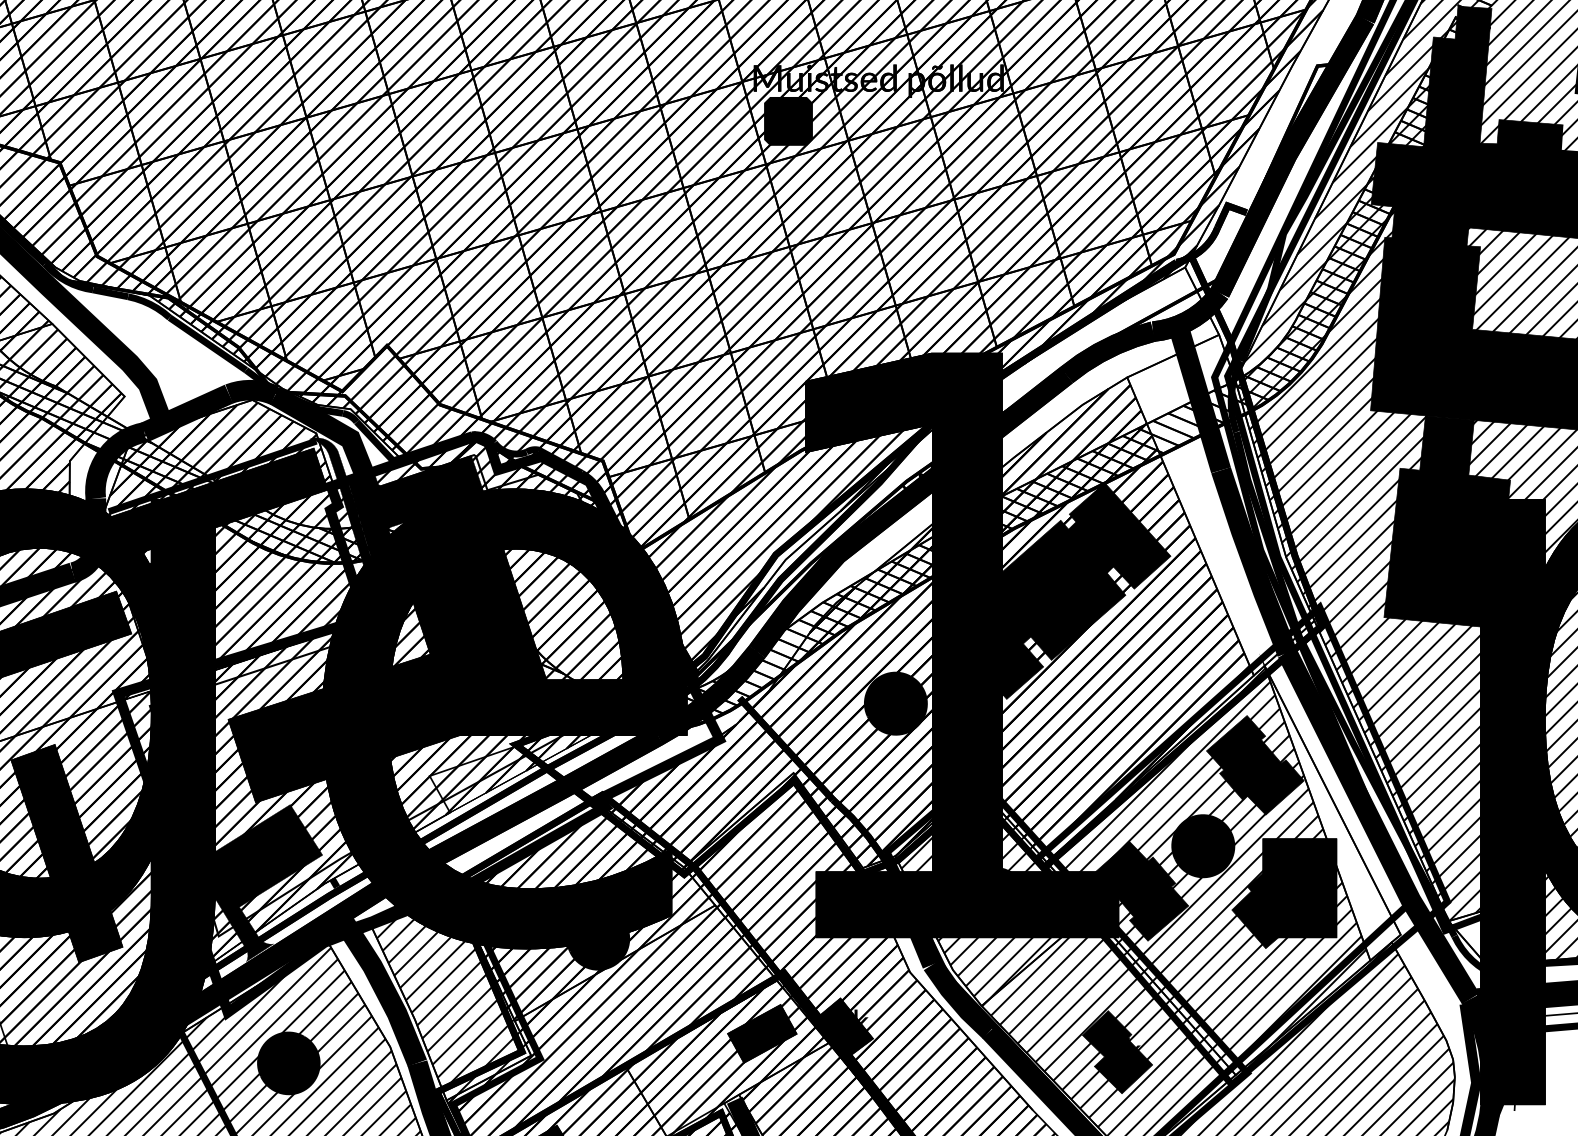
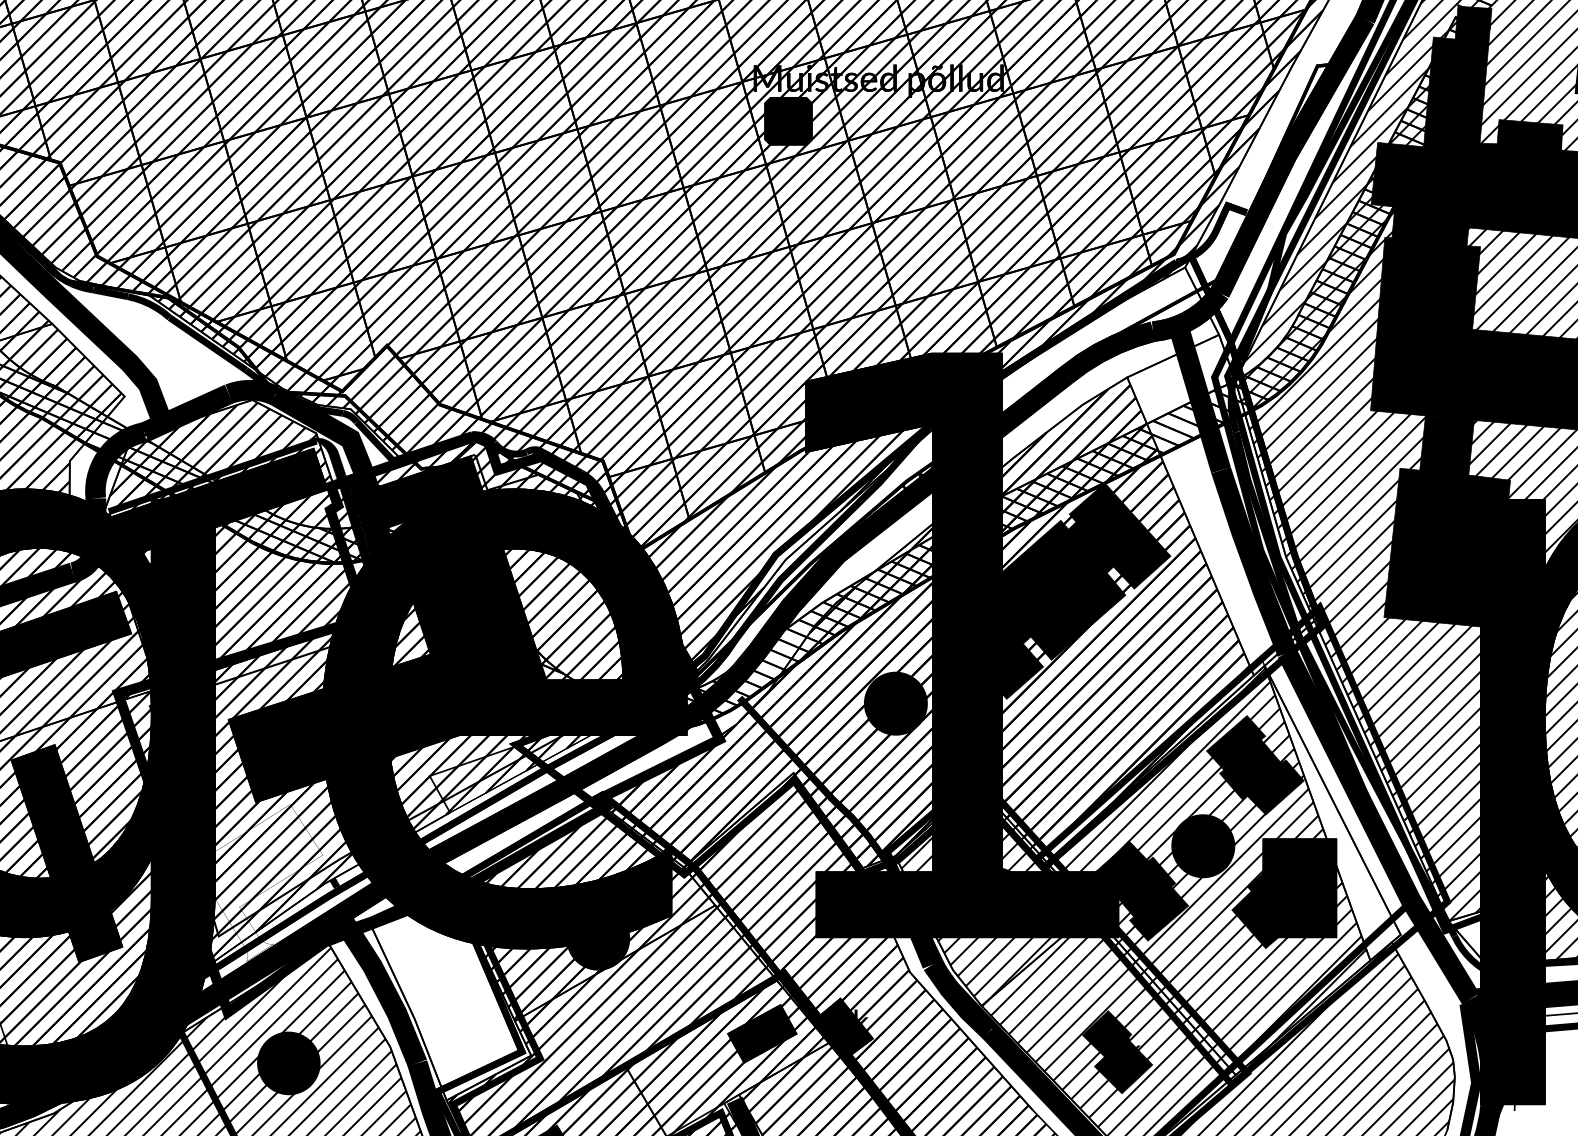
fill: present -> none (260, 882)
hatch: present -> none (450, 994)
